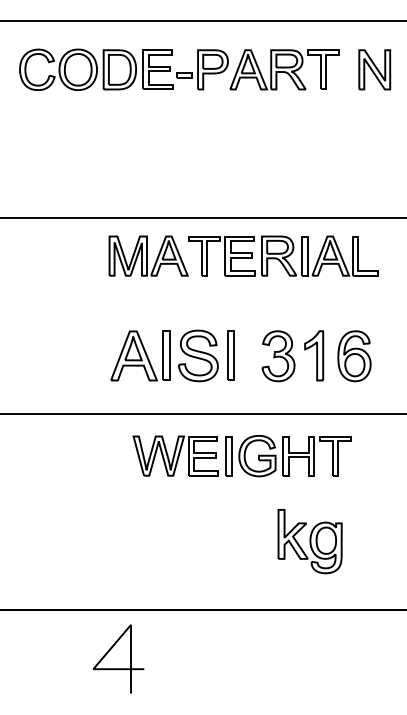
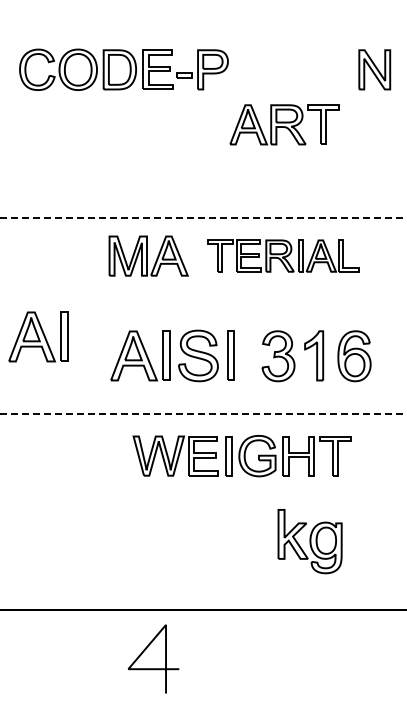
line: present -> none (202, 21)
part position: (284, 69) -> (284, 124) (284, 124)
line: solid -> dashed (203, 217)
part size: 191x42 px -> 153x34 px (283, 255)
part: none -> present (38, 336)
line: solid -> dashed (203, 413)
line position: (118, 668) -> (153, 668) (153, 668)
